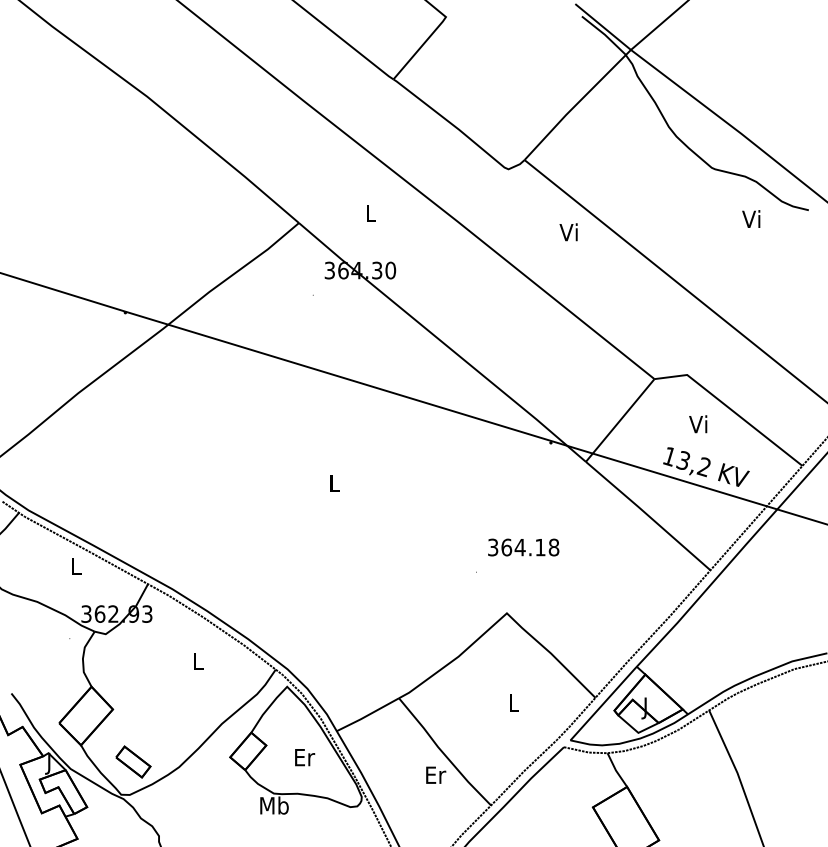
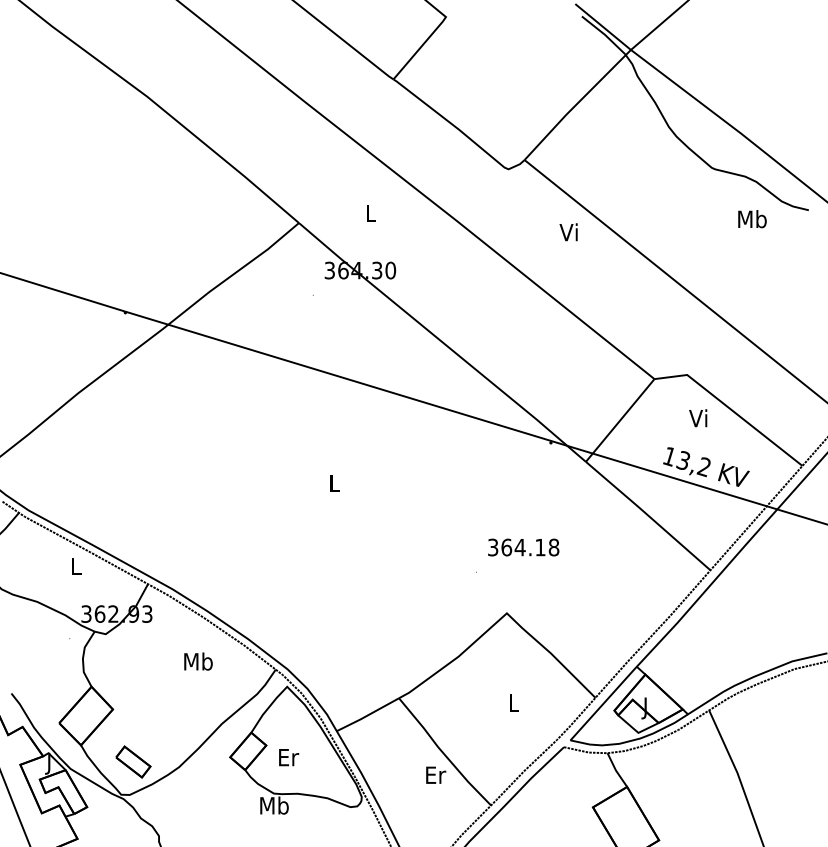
text: Vi -> Mb (752, 219)
text position: (698, 424) -> (698, 418) (698, 418)
text: L -> Mb (198, 661)
text position: (305, 757) -> (289, 757) (289, 757)
